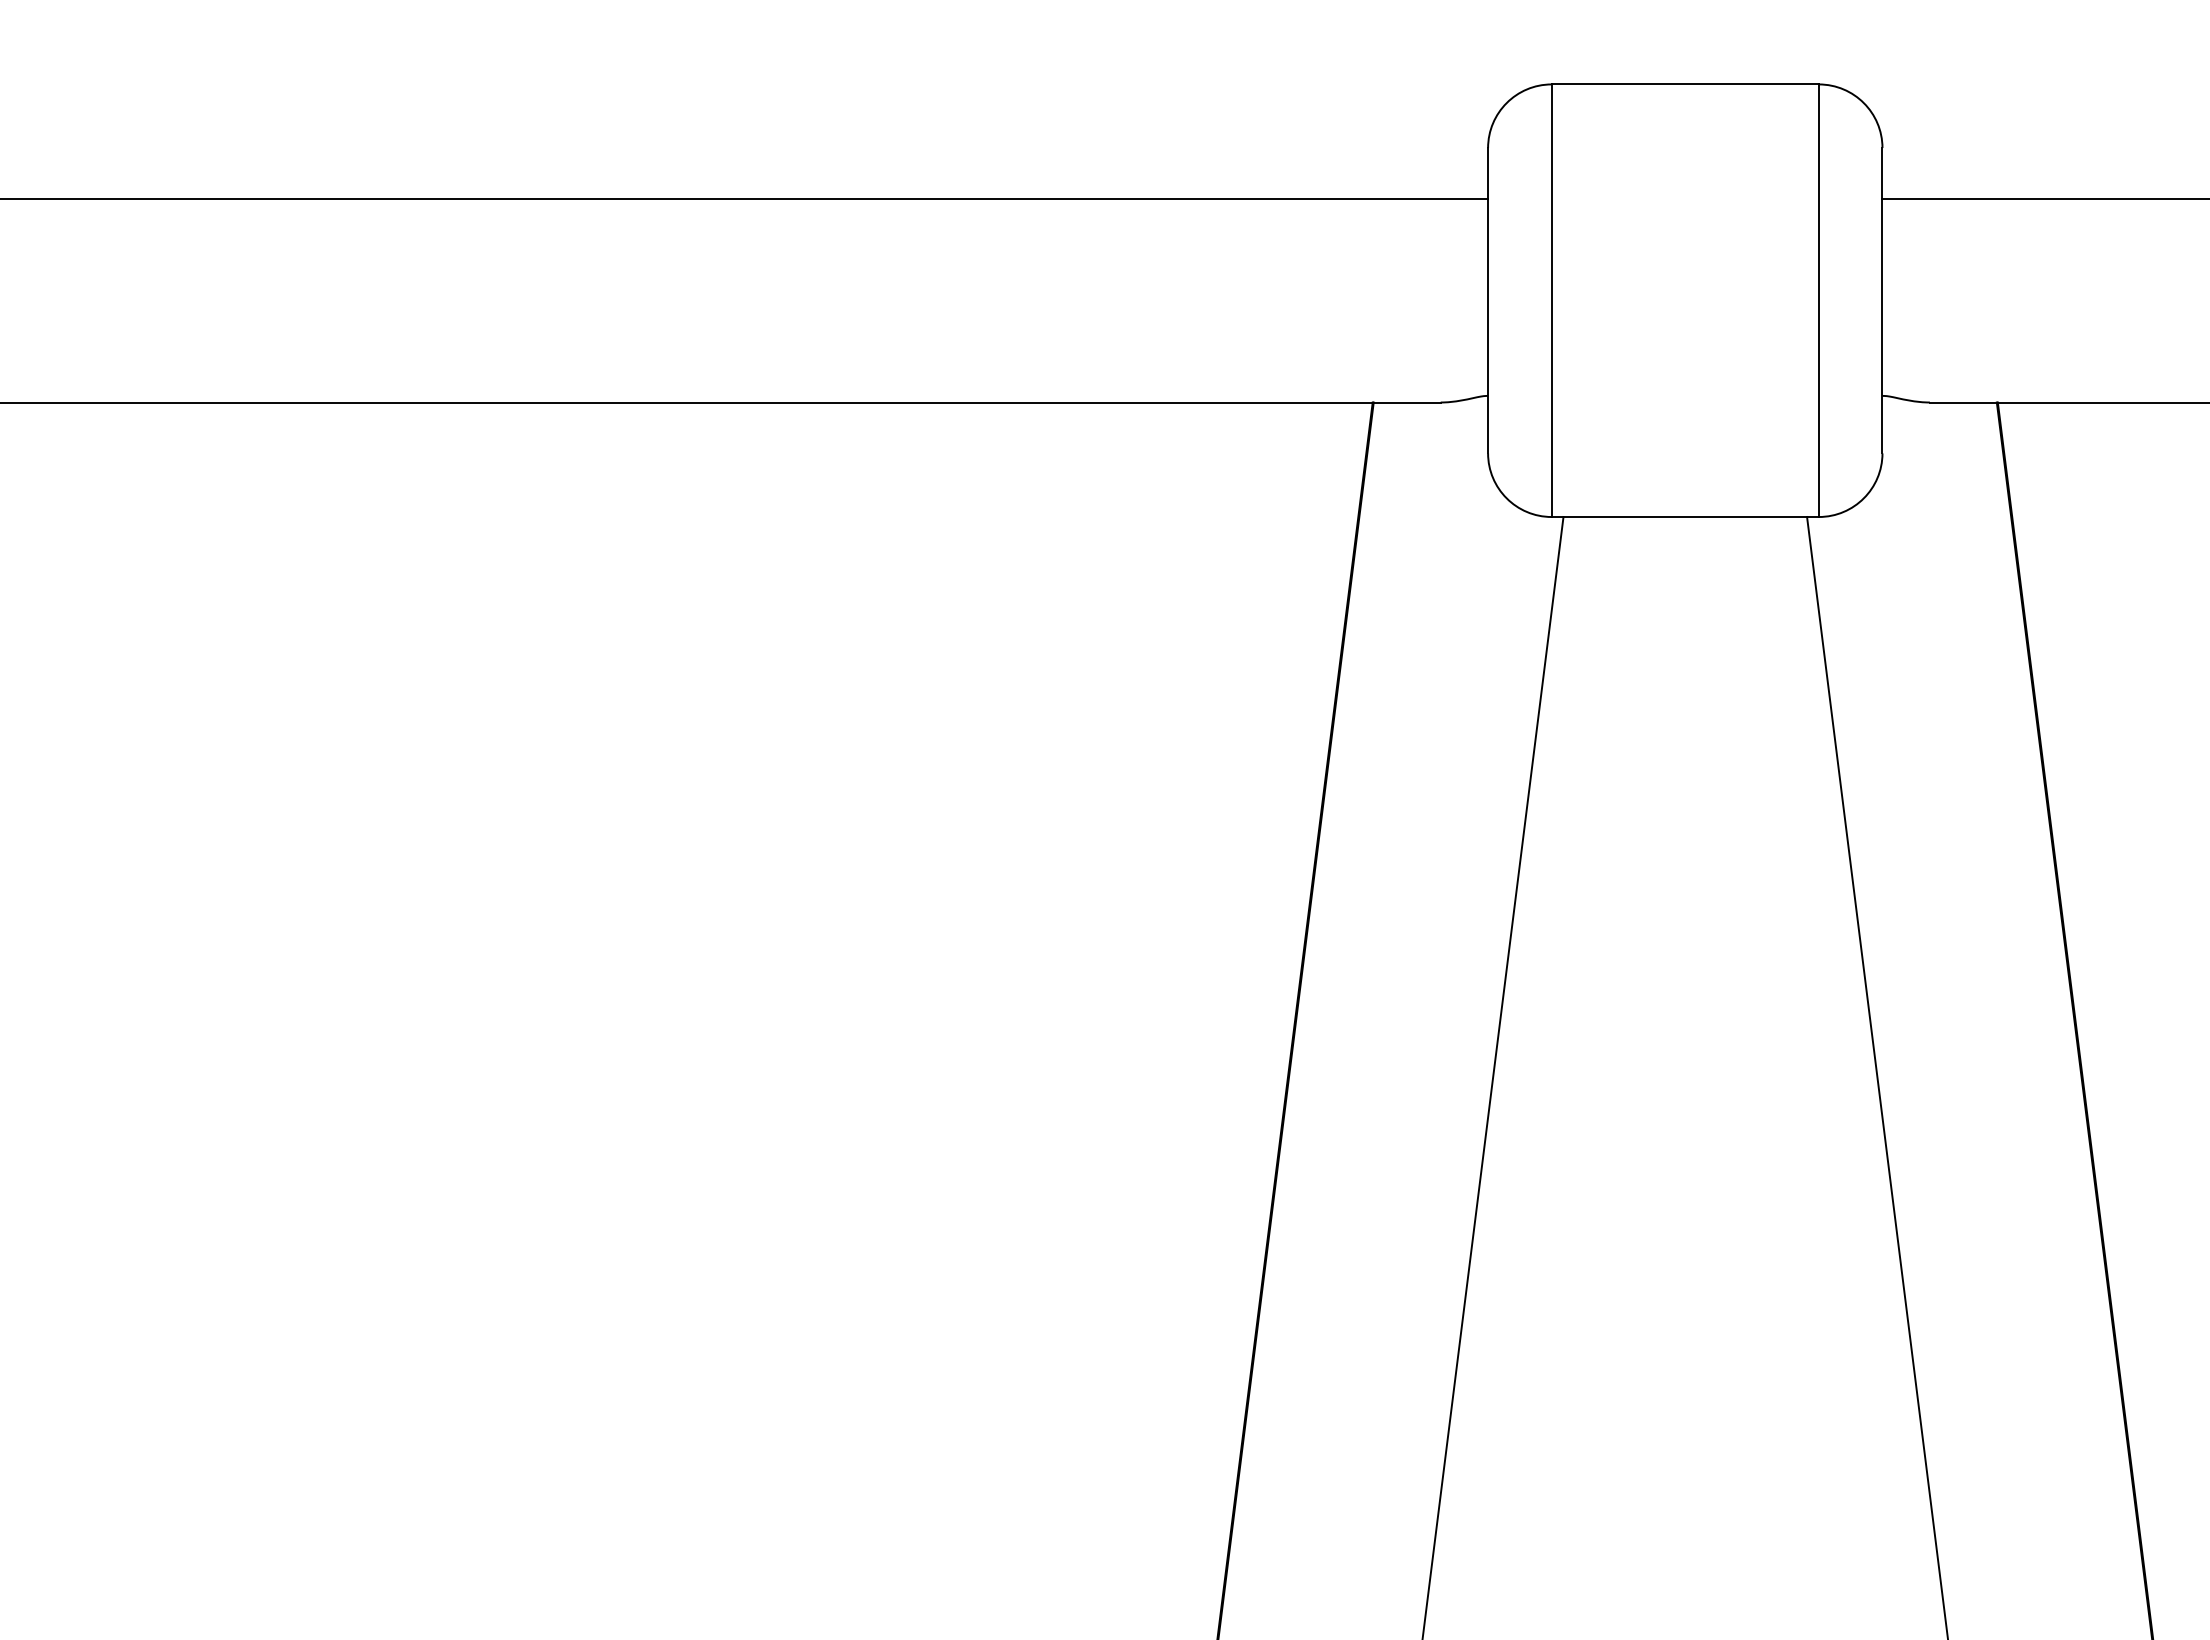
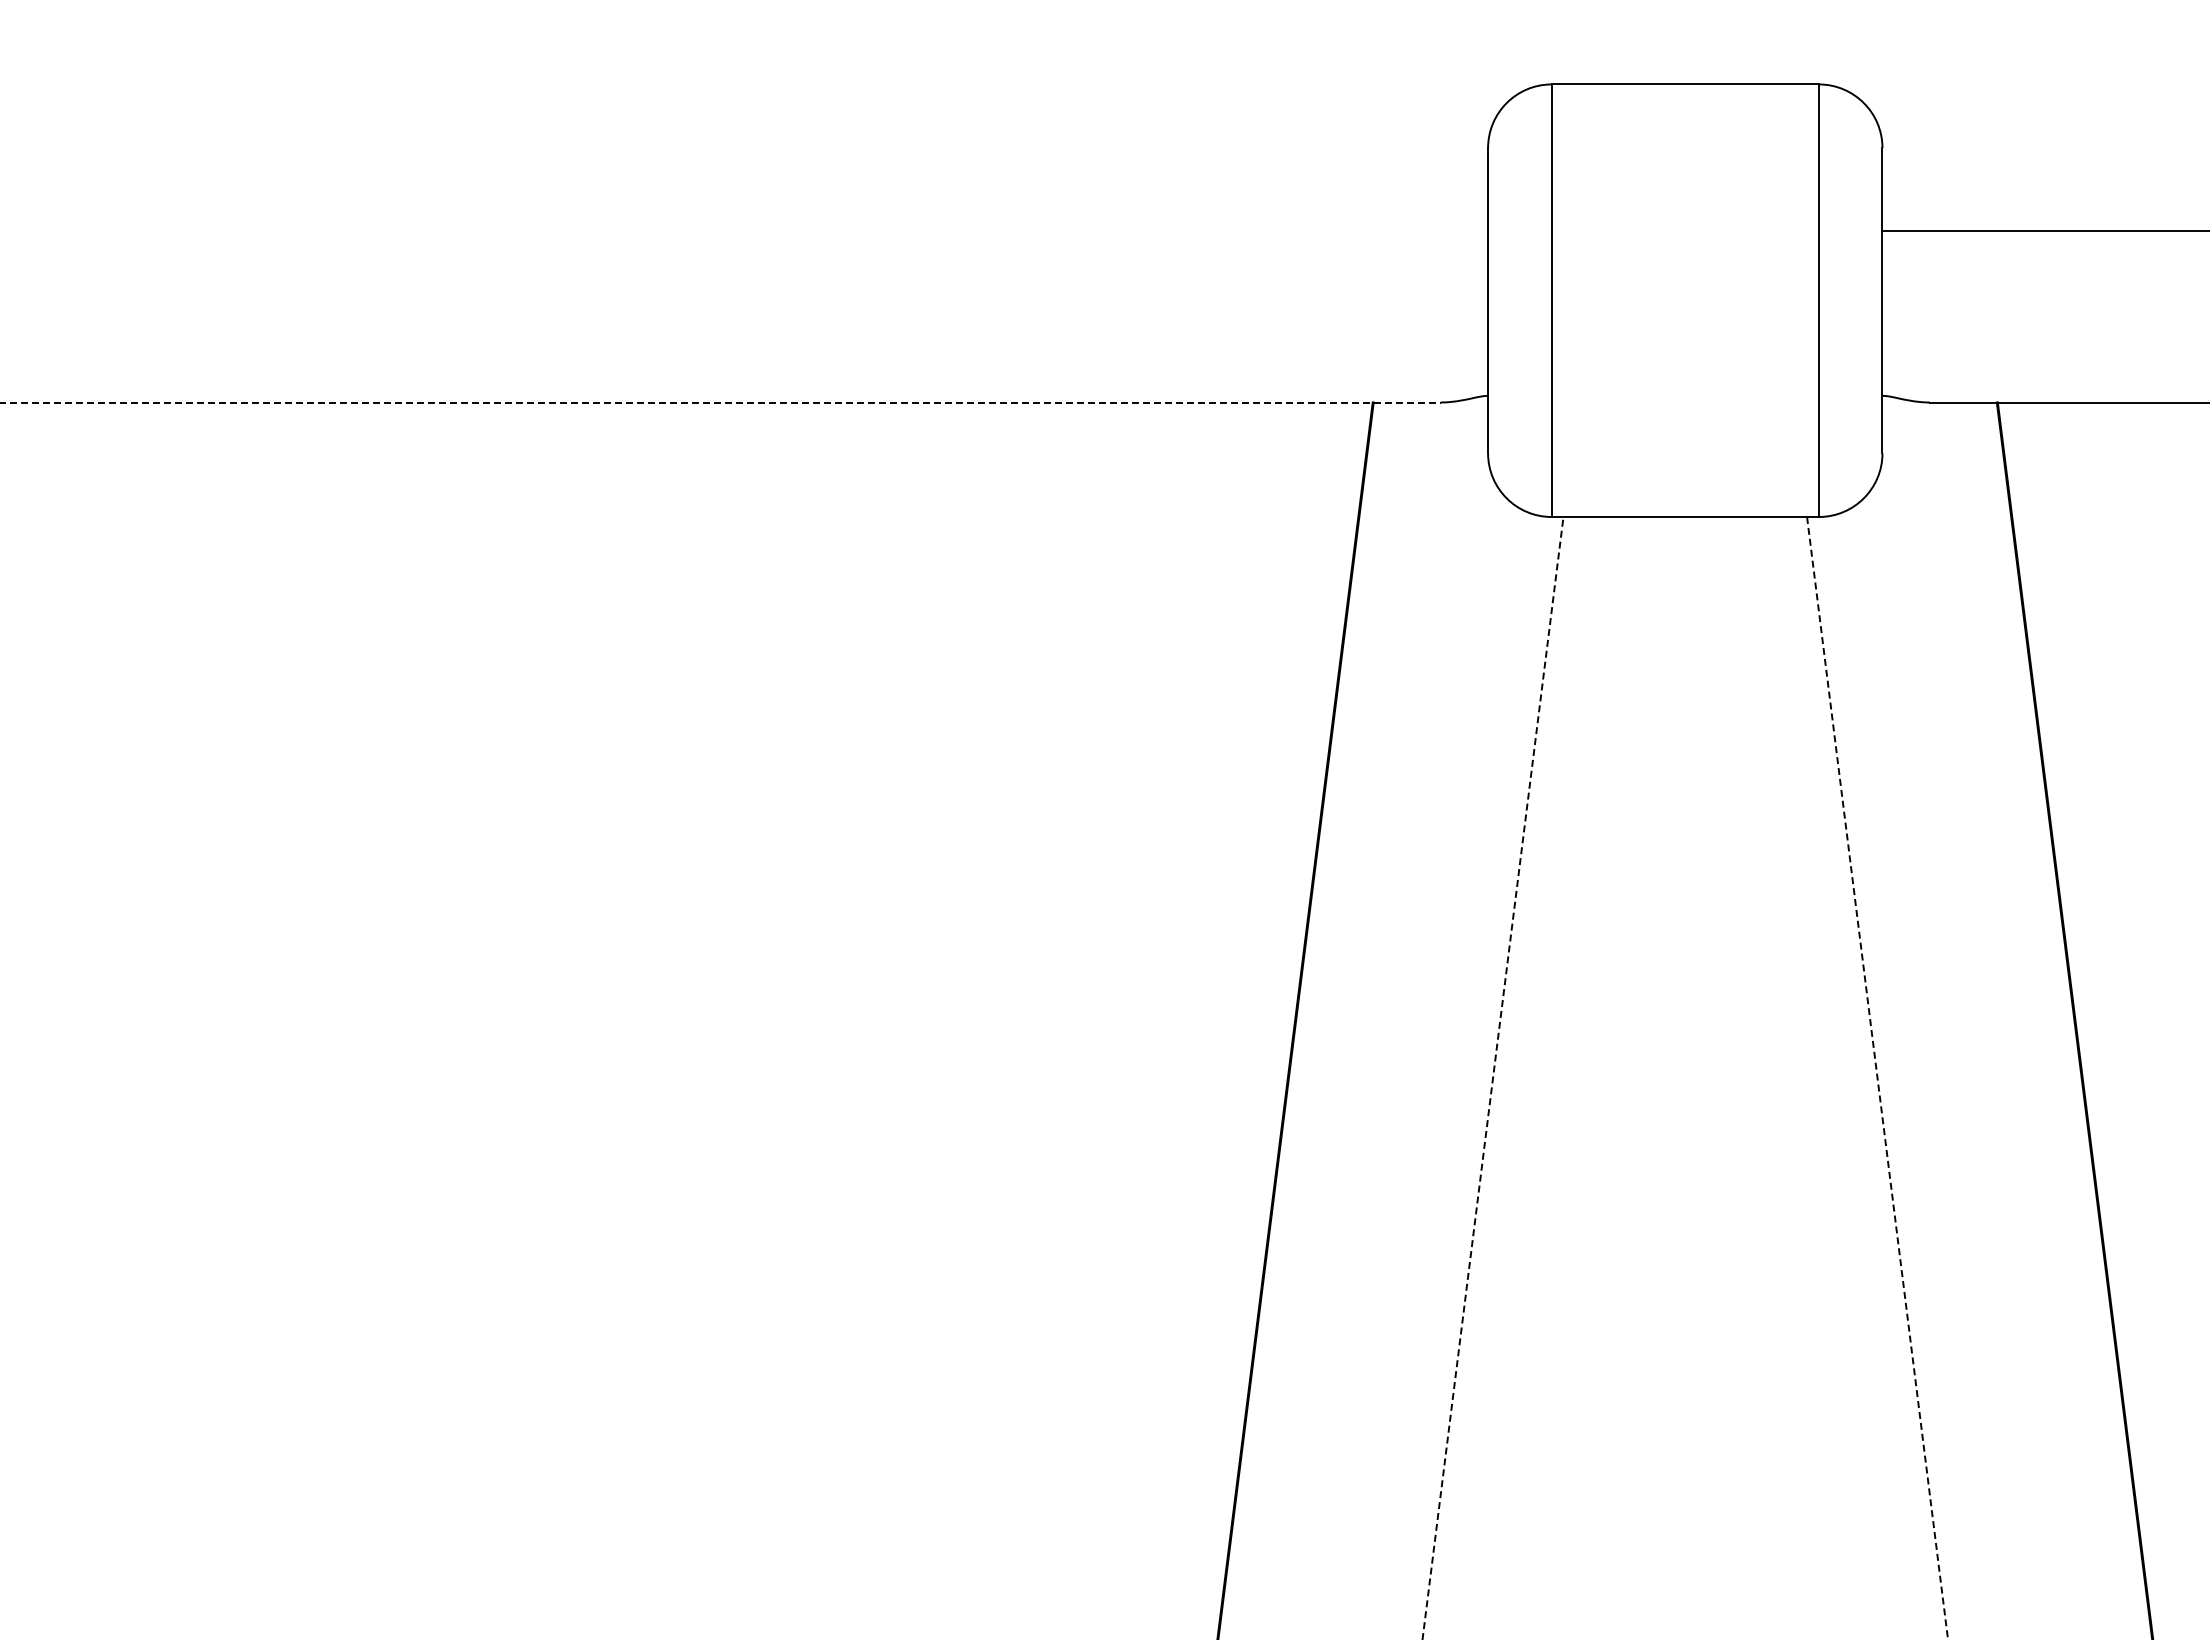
line: present -> none (745, 198)
line position: (2044, 198) -> (2044, 230) (2044, 230)
line: solid -> dashed (720, 402)
line: solid -> dashed (1493, 1077)
line: solid -> dashed (1877, 1078)
